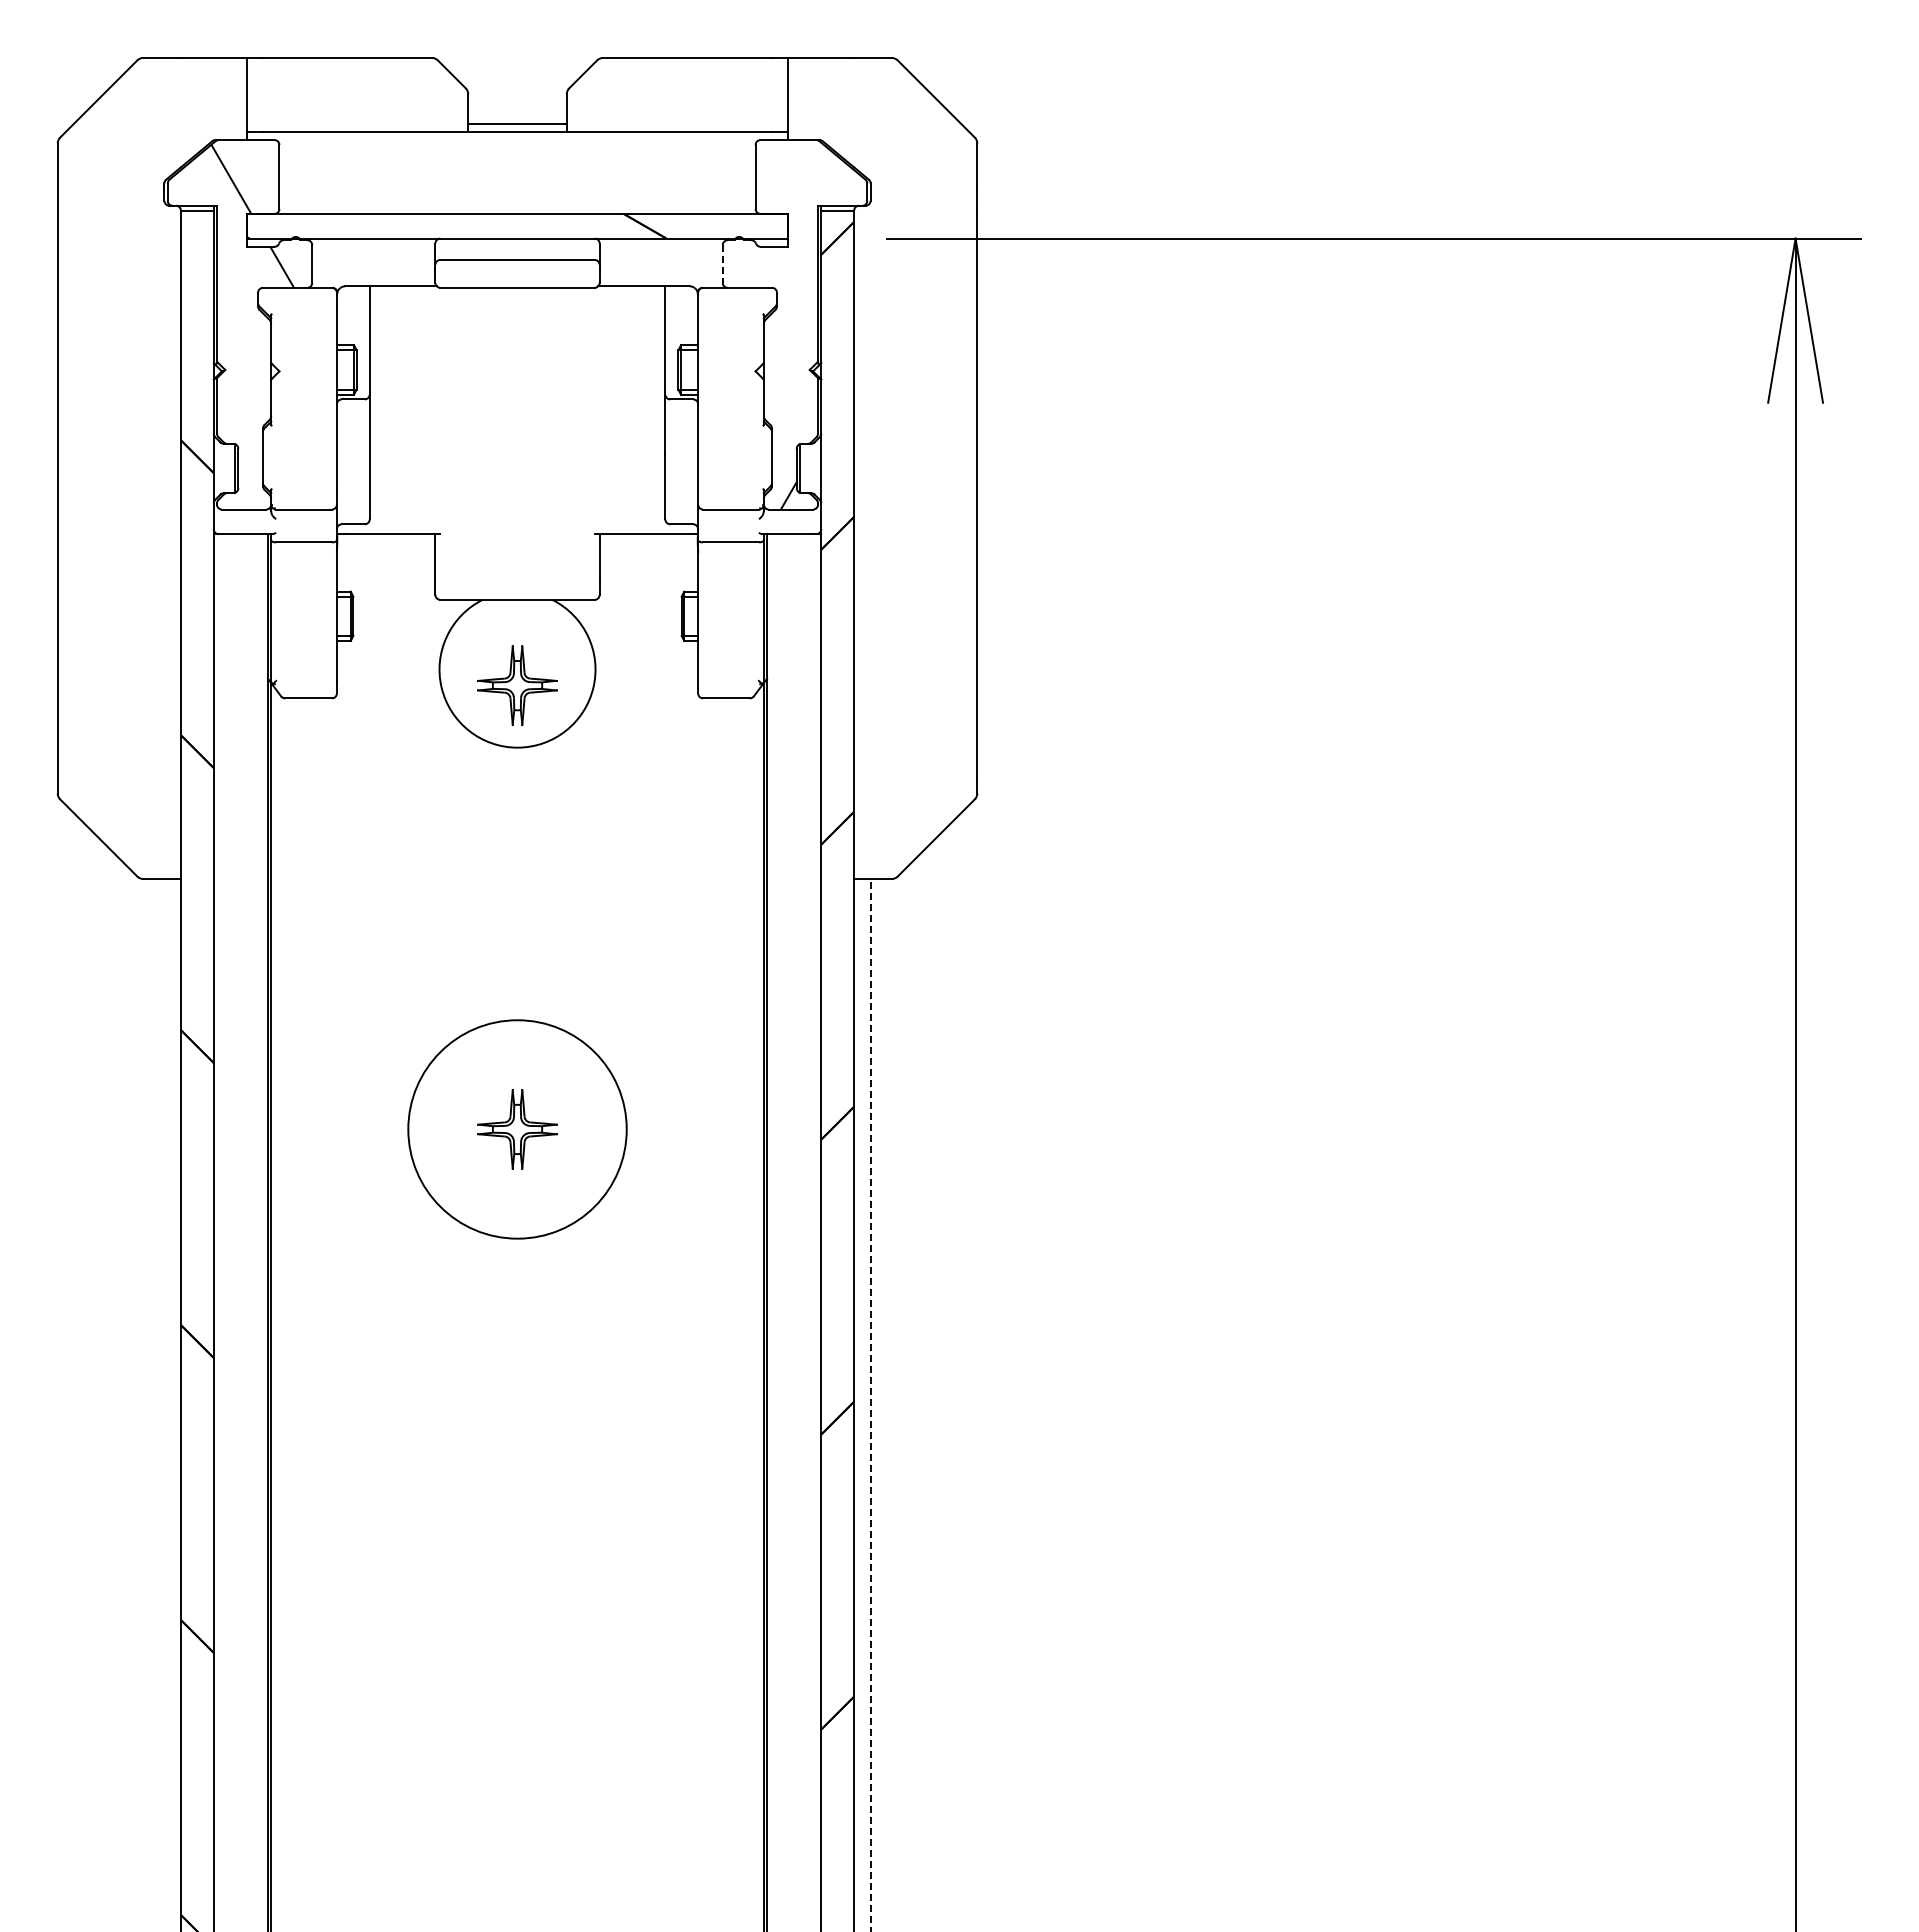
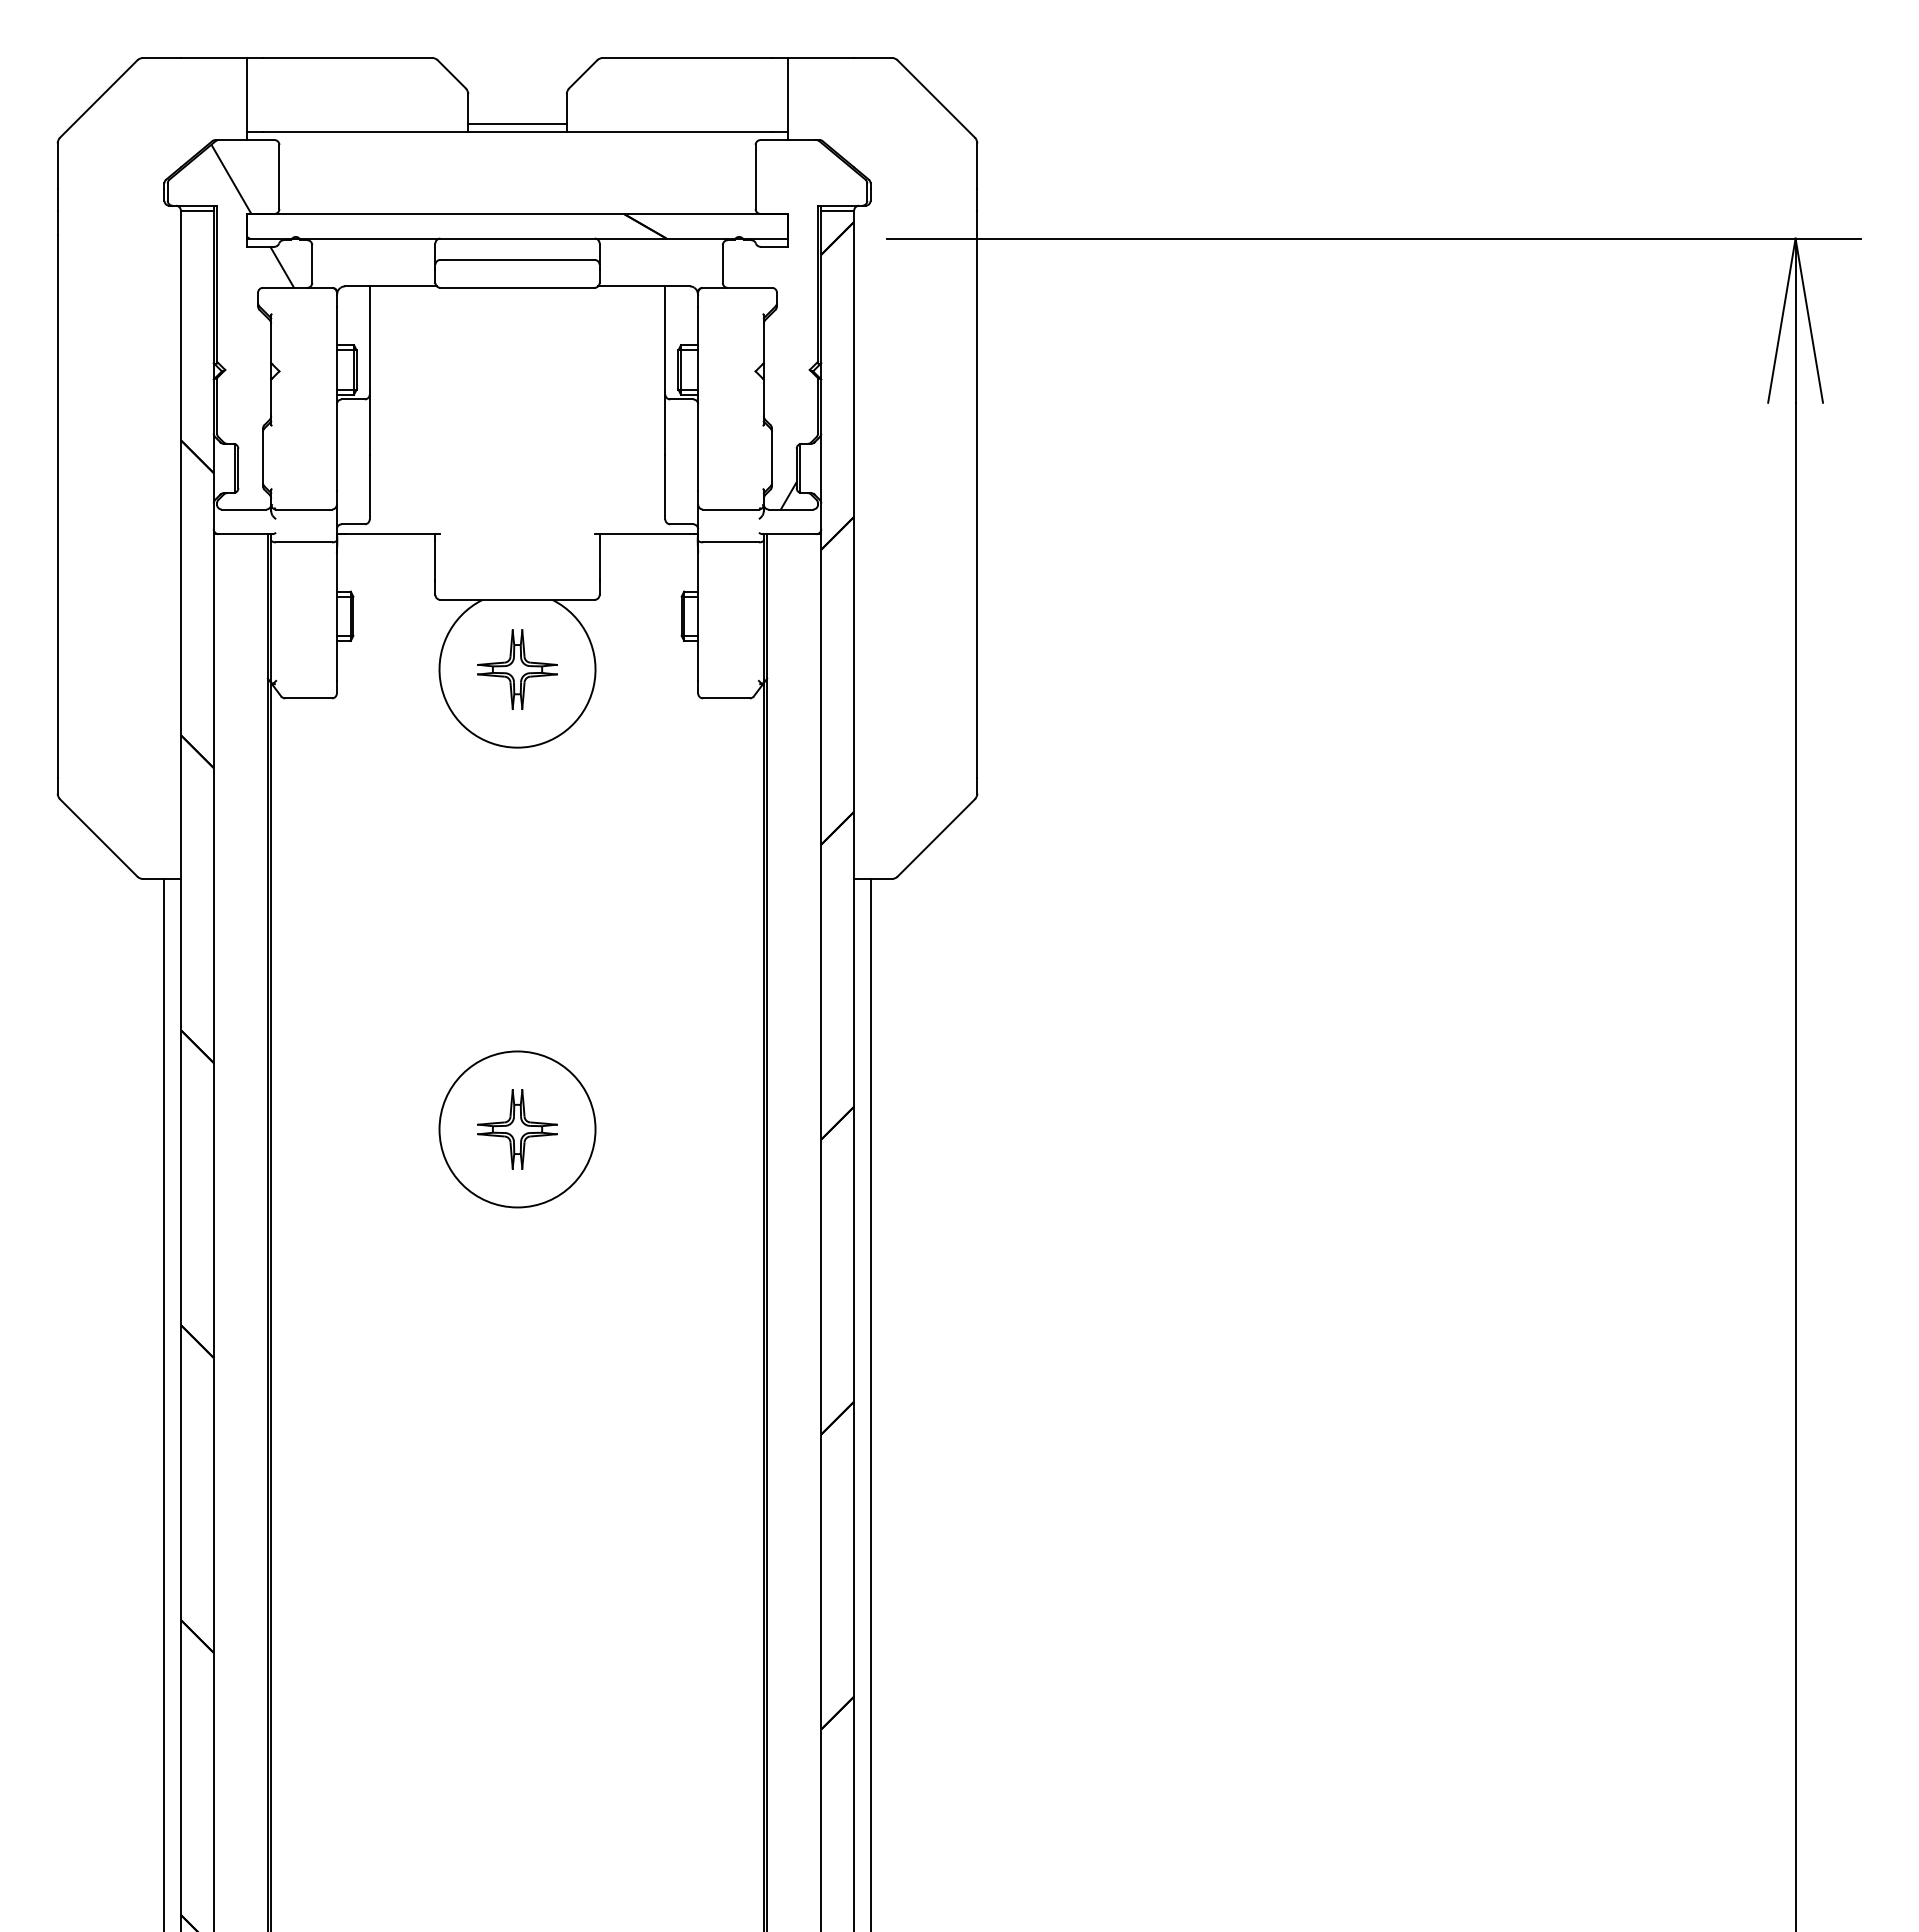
line: dashed -> solid (722, 264)
part position: (517, 685) -> (517, 669) (517, 669)
circle diameter: 218 px -> 156 px (517, 1129)
line: none -> present (164, 1403)
line: dashed -> solid (870, 1404)
